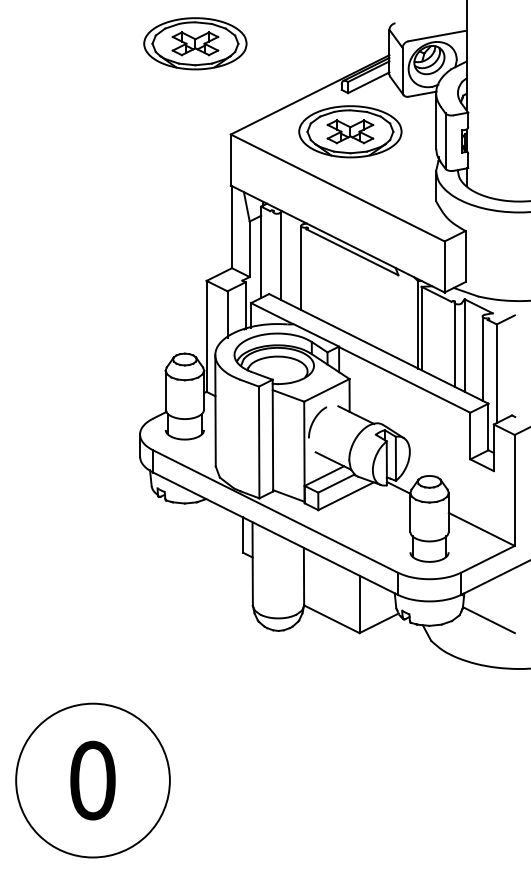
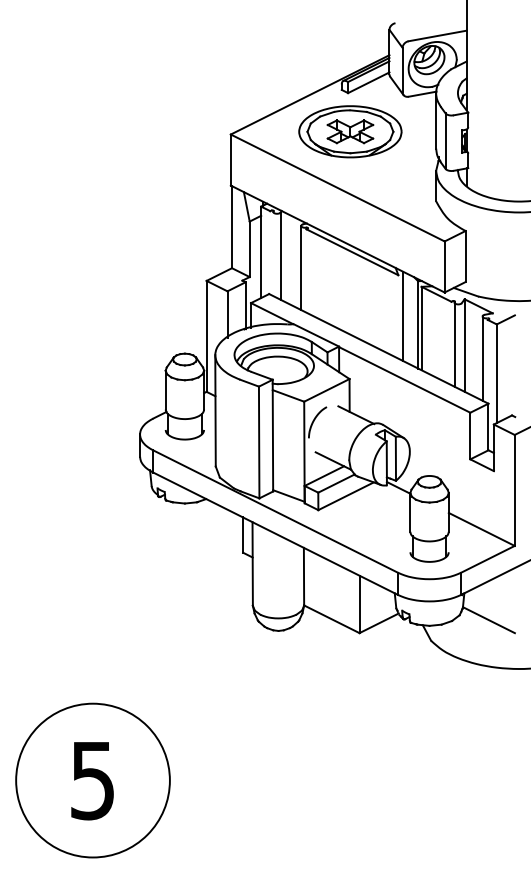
part: present -> none (195, 43)
line: none -> present (402, 315)
text: 0 -> 5 (92, 780)
